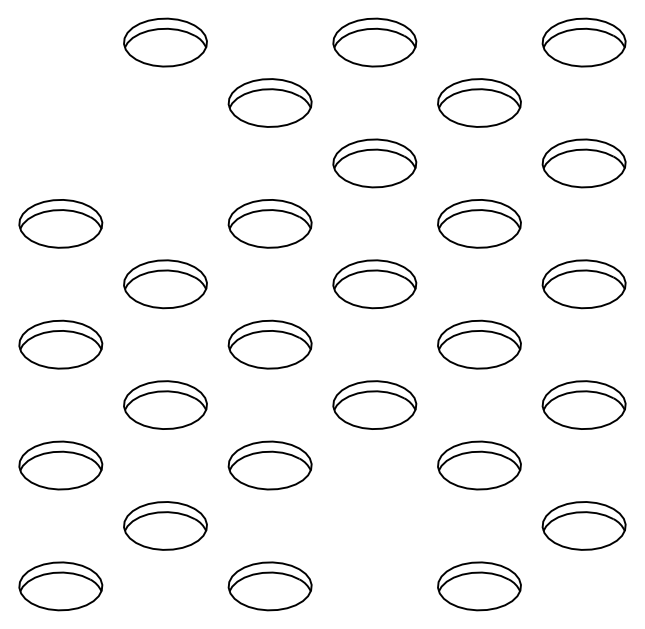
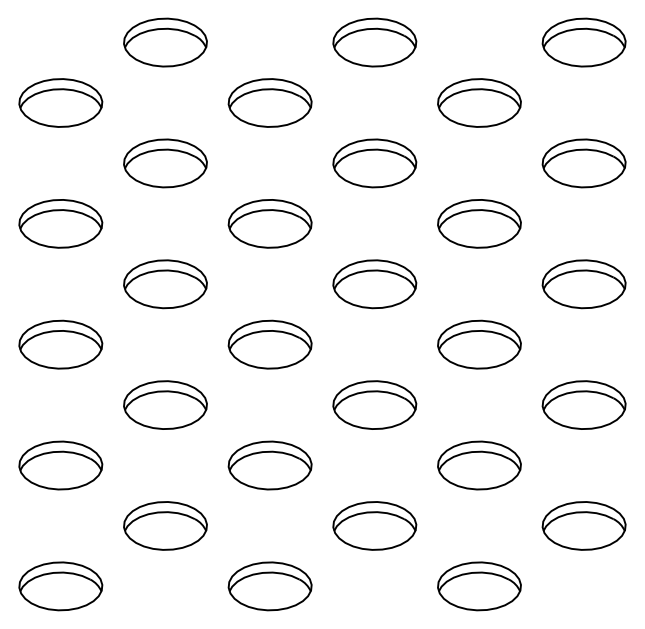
part: none -> present (60, 102)
part: none -> present (165, 163)
part: none -> present (374, 525)
